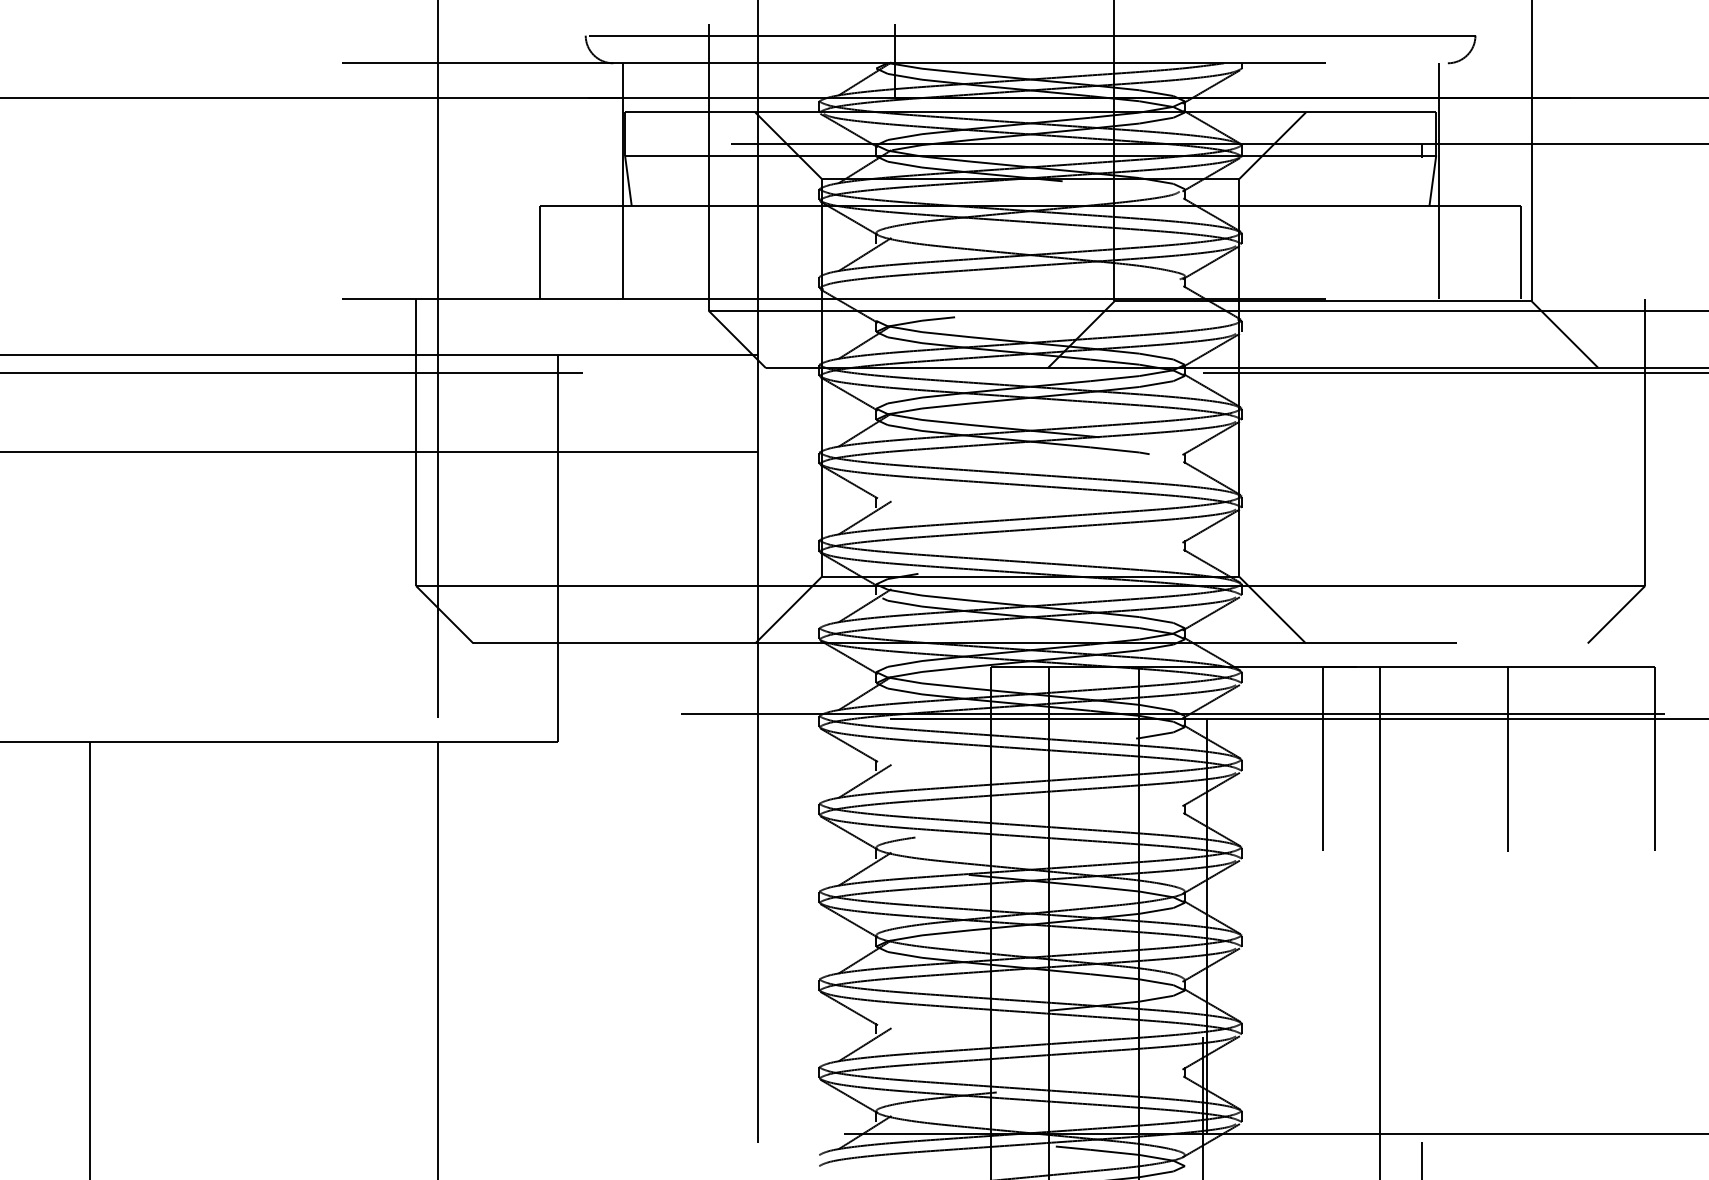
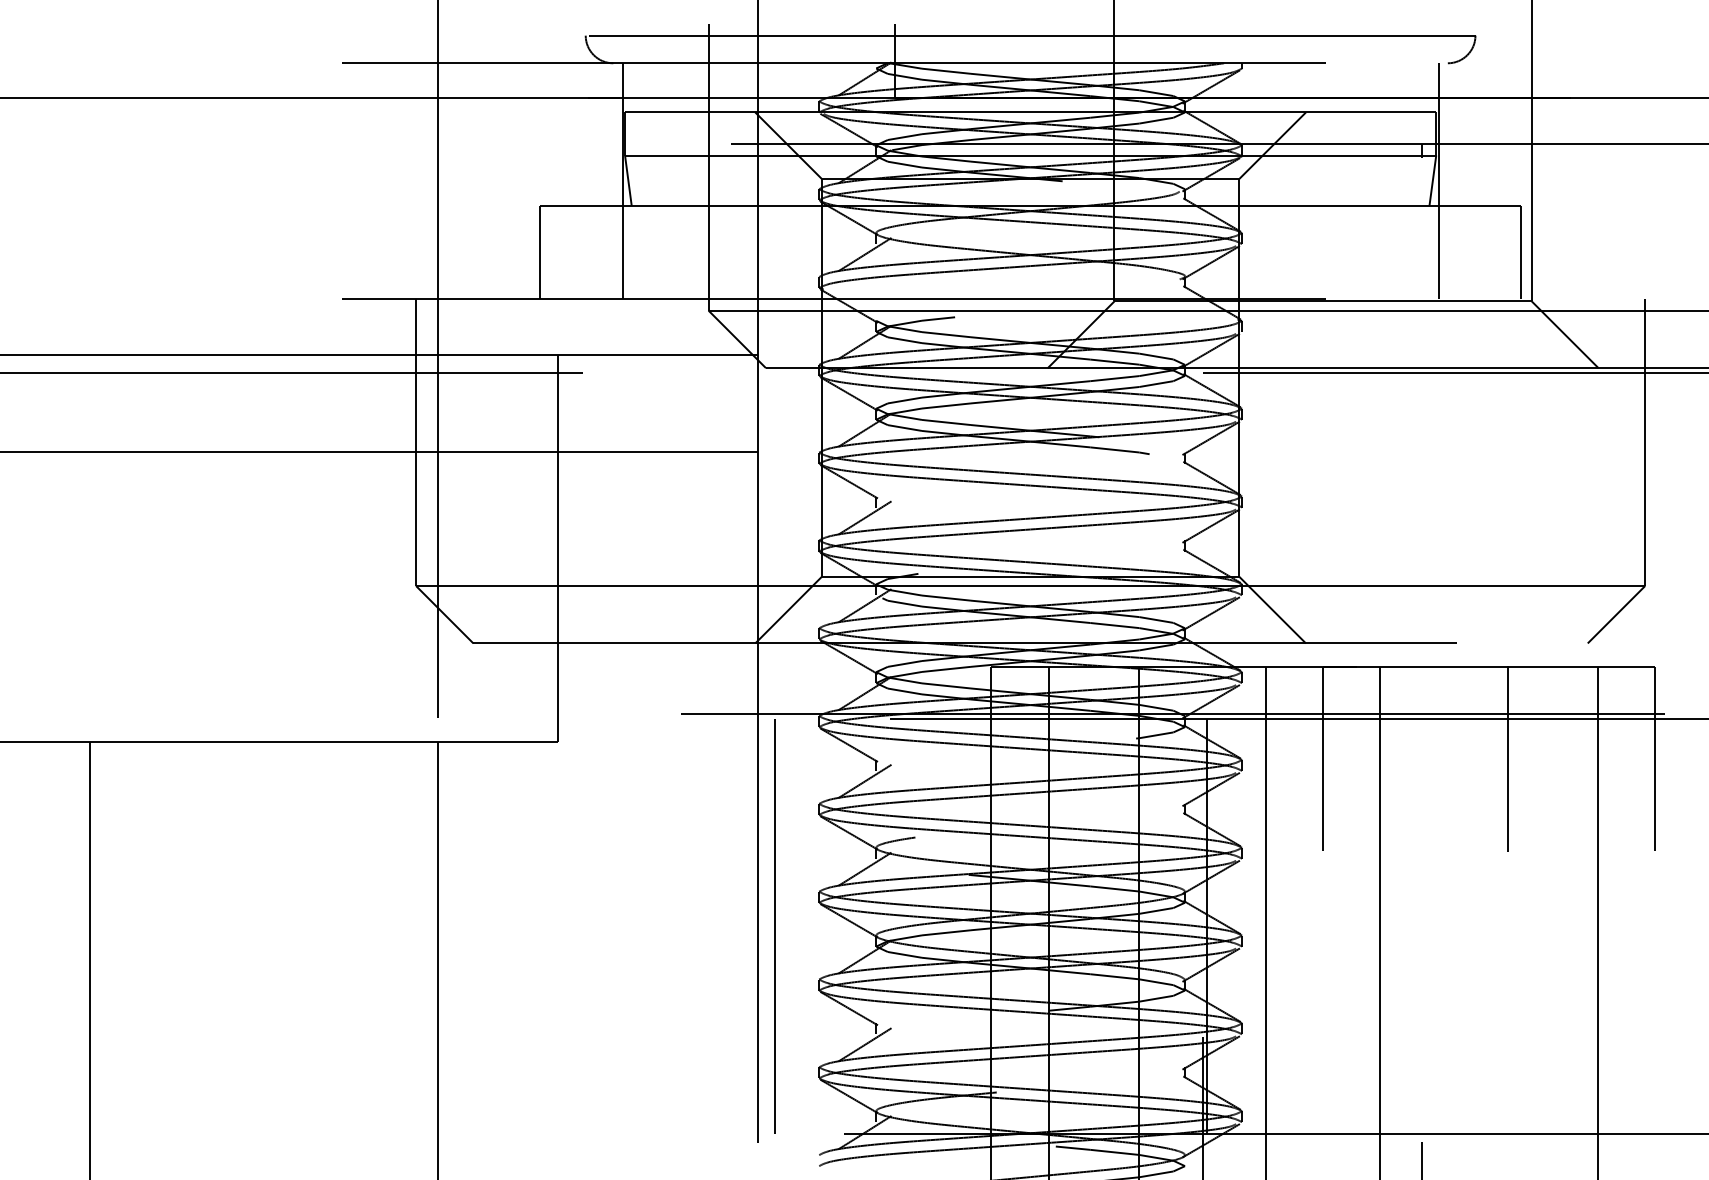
line: none -> present (1265, 921)
line: none -> present (1597, 921)
line: none -> present (774, 926)
